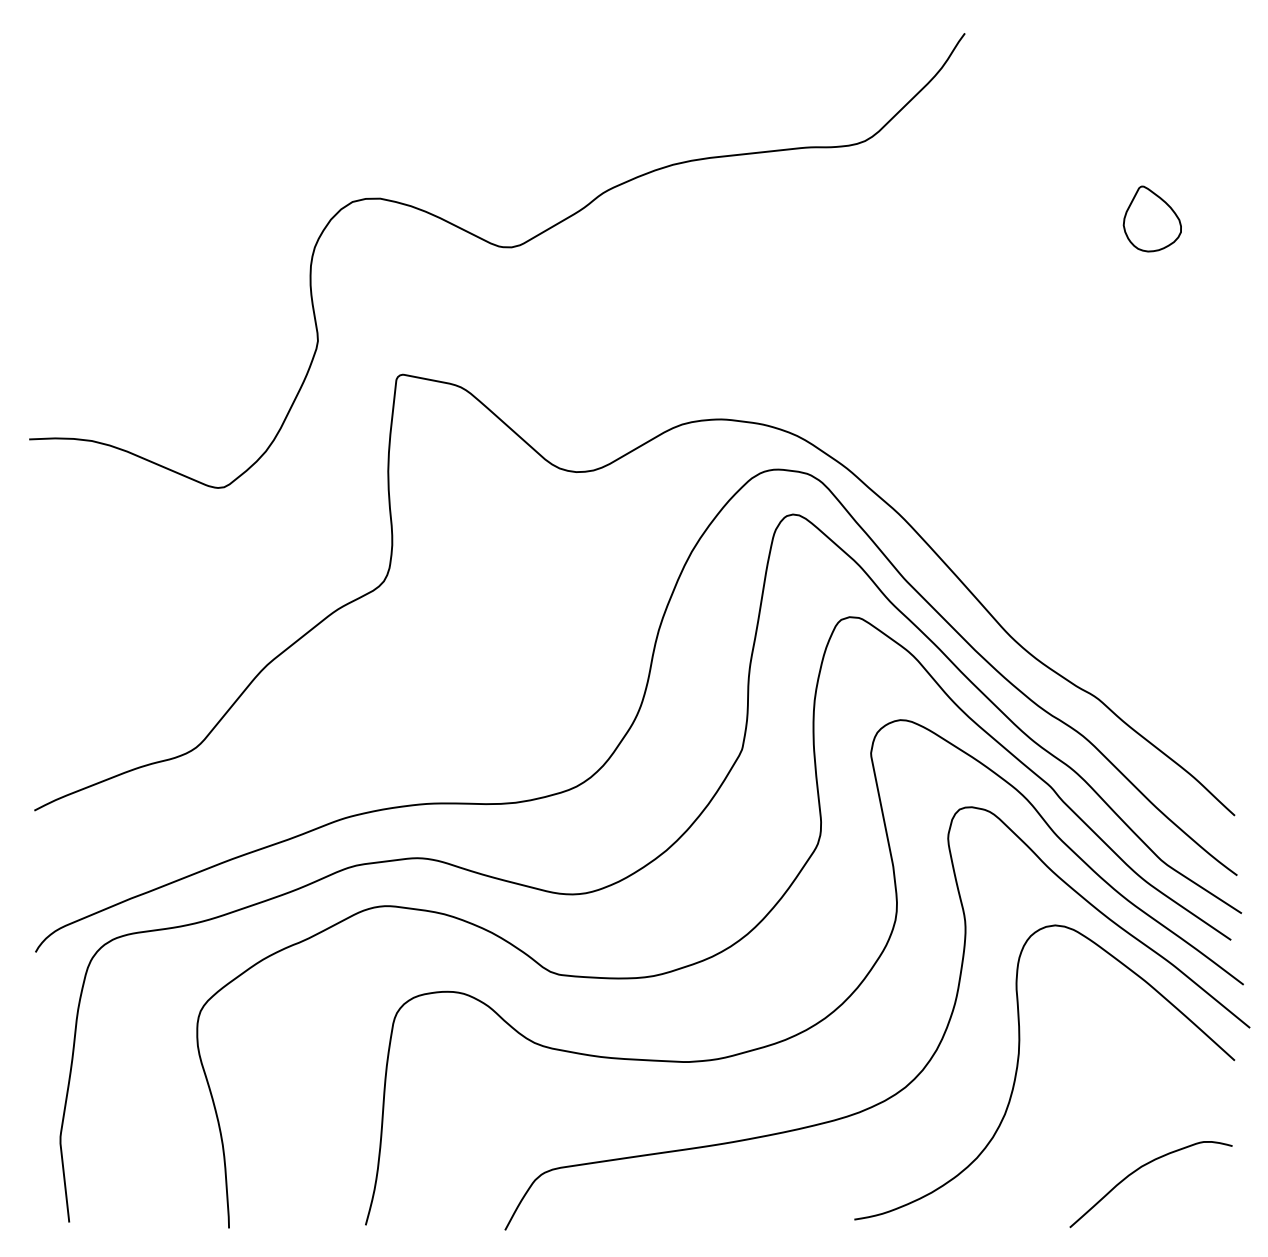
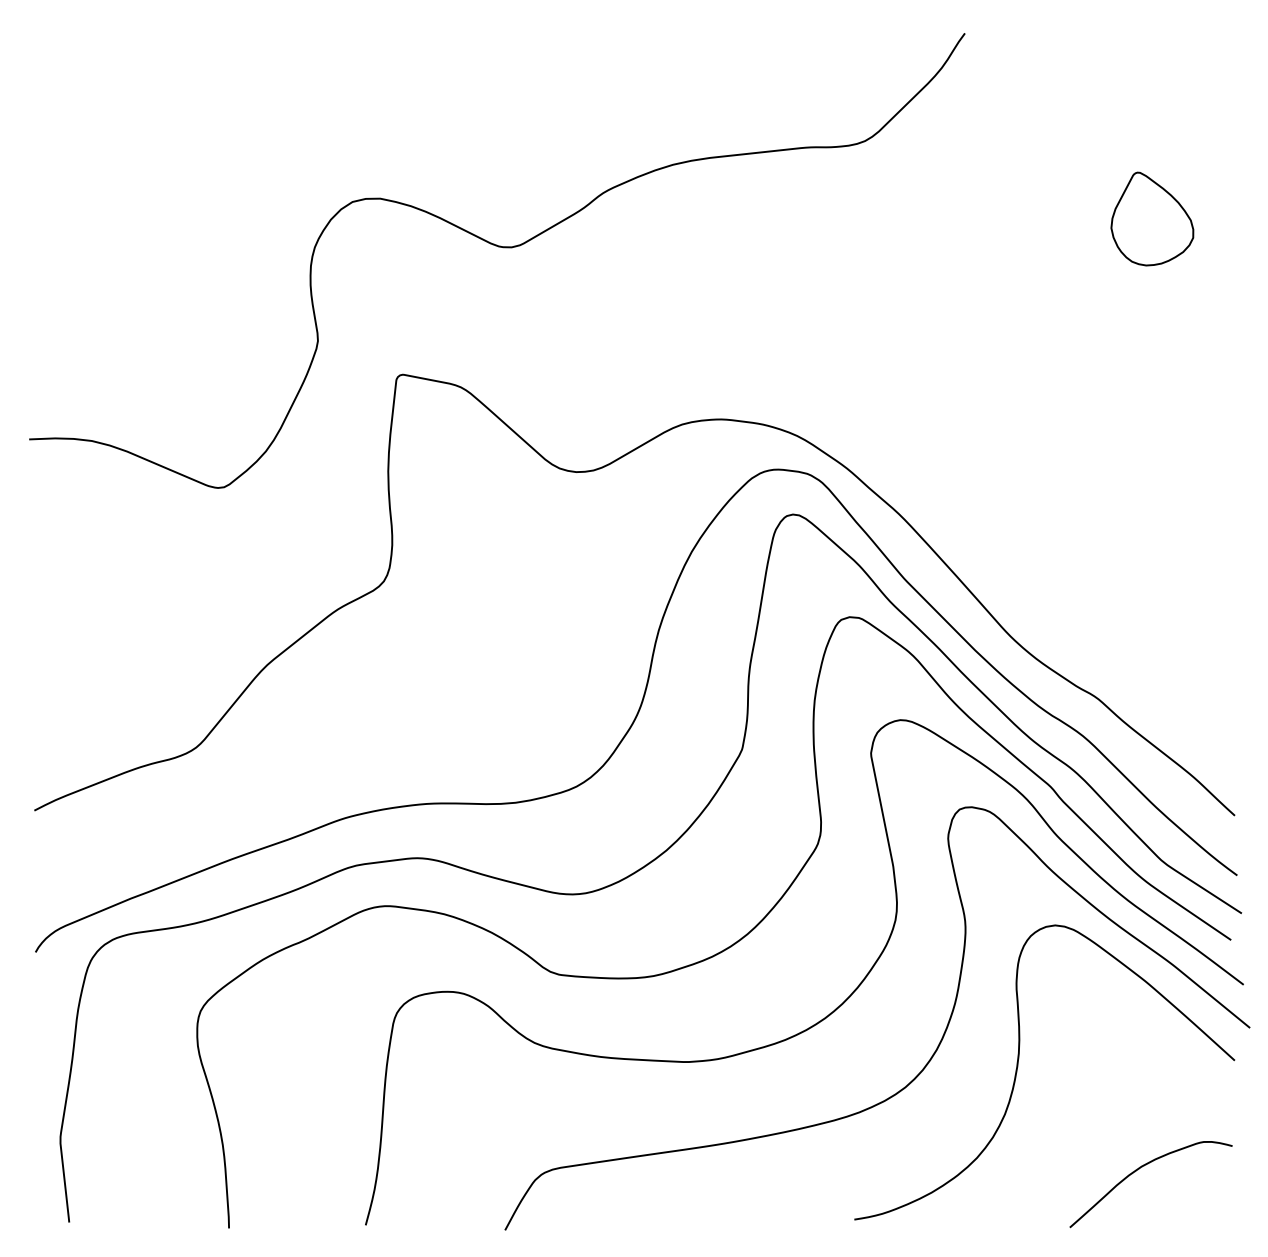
part size: 60x68 px -> 85x96 px (1152, 218)
